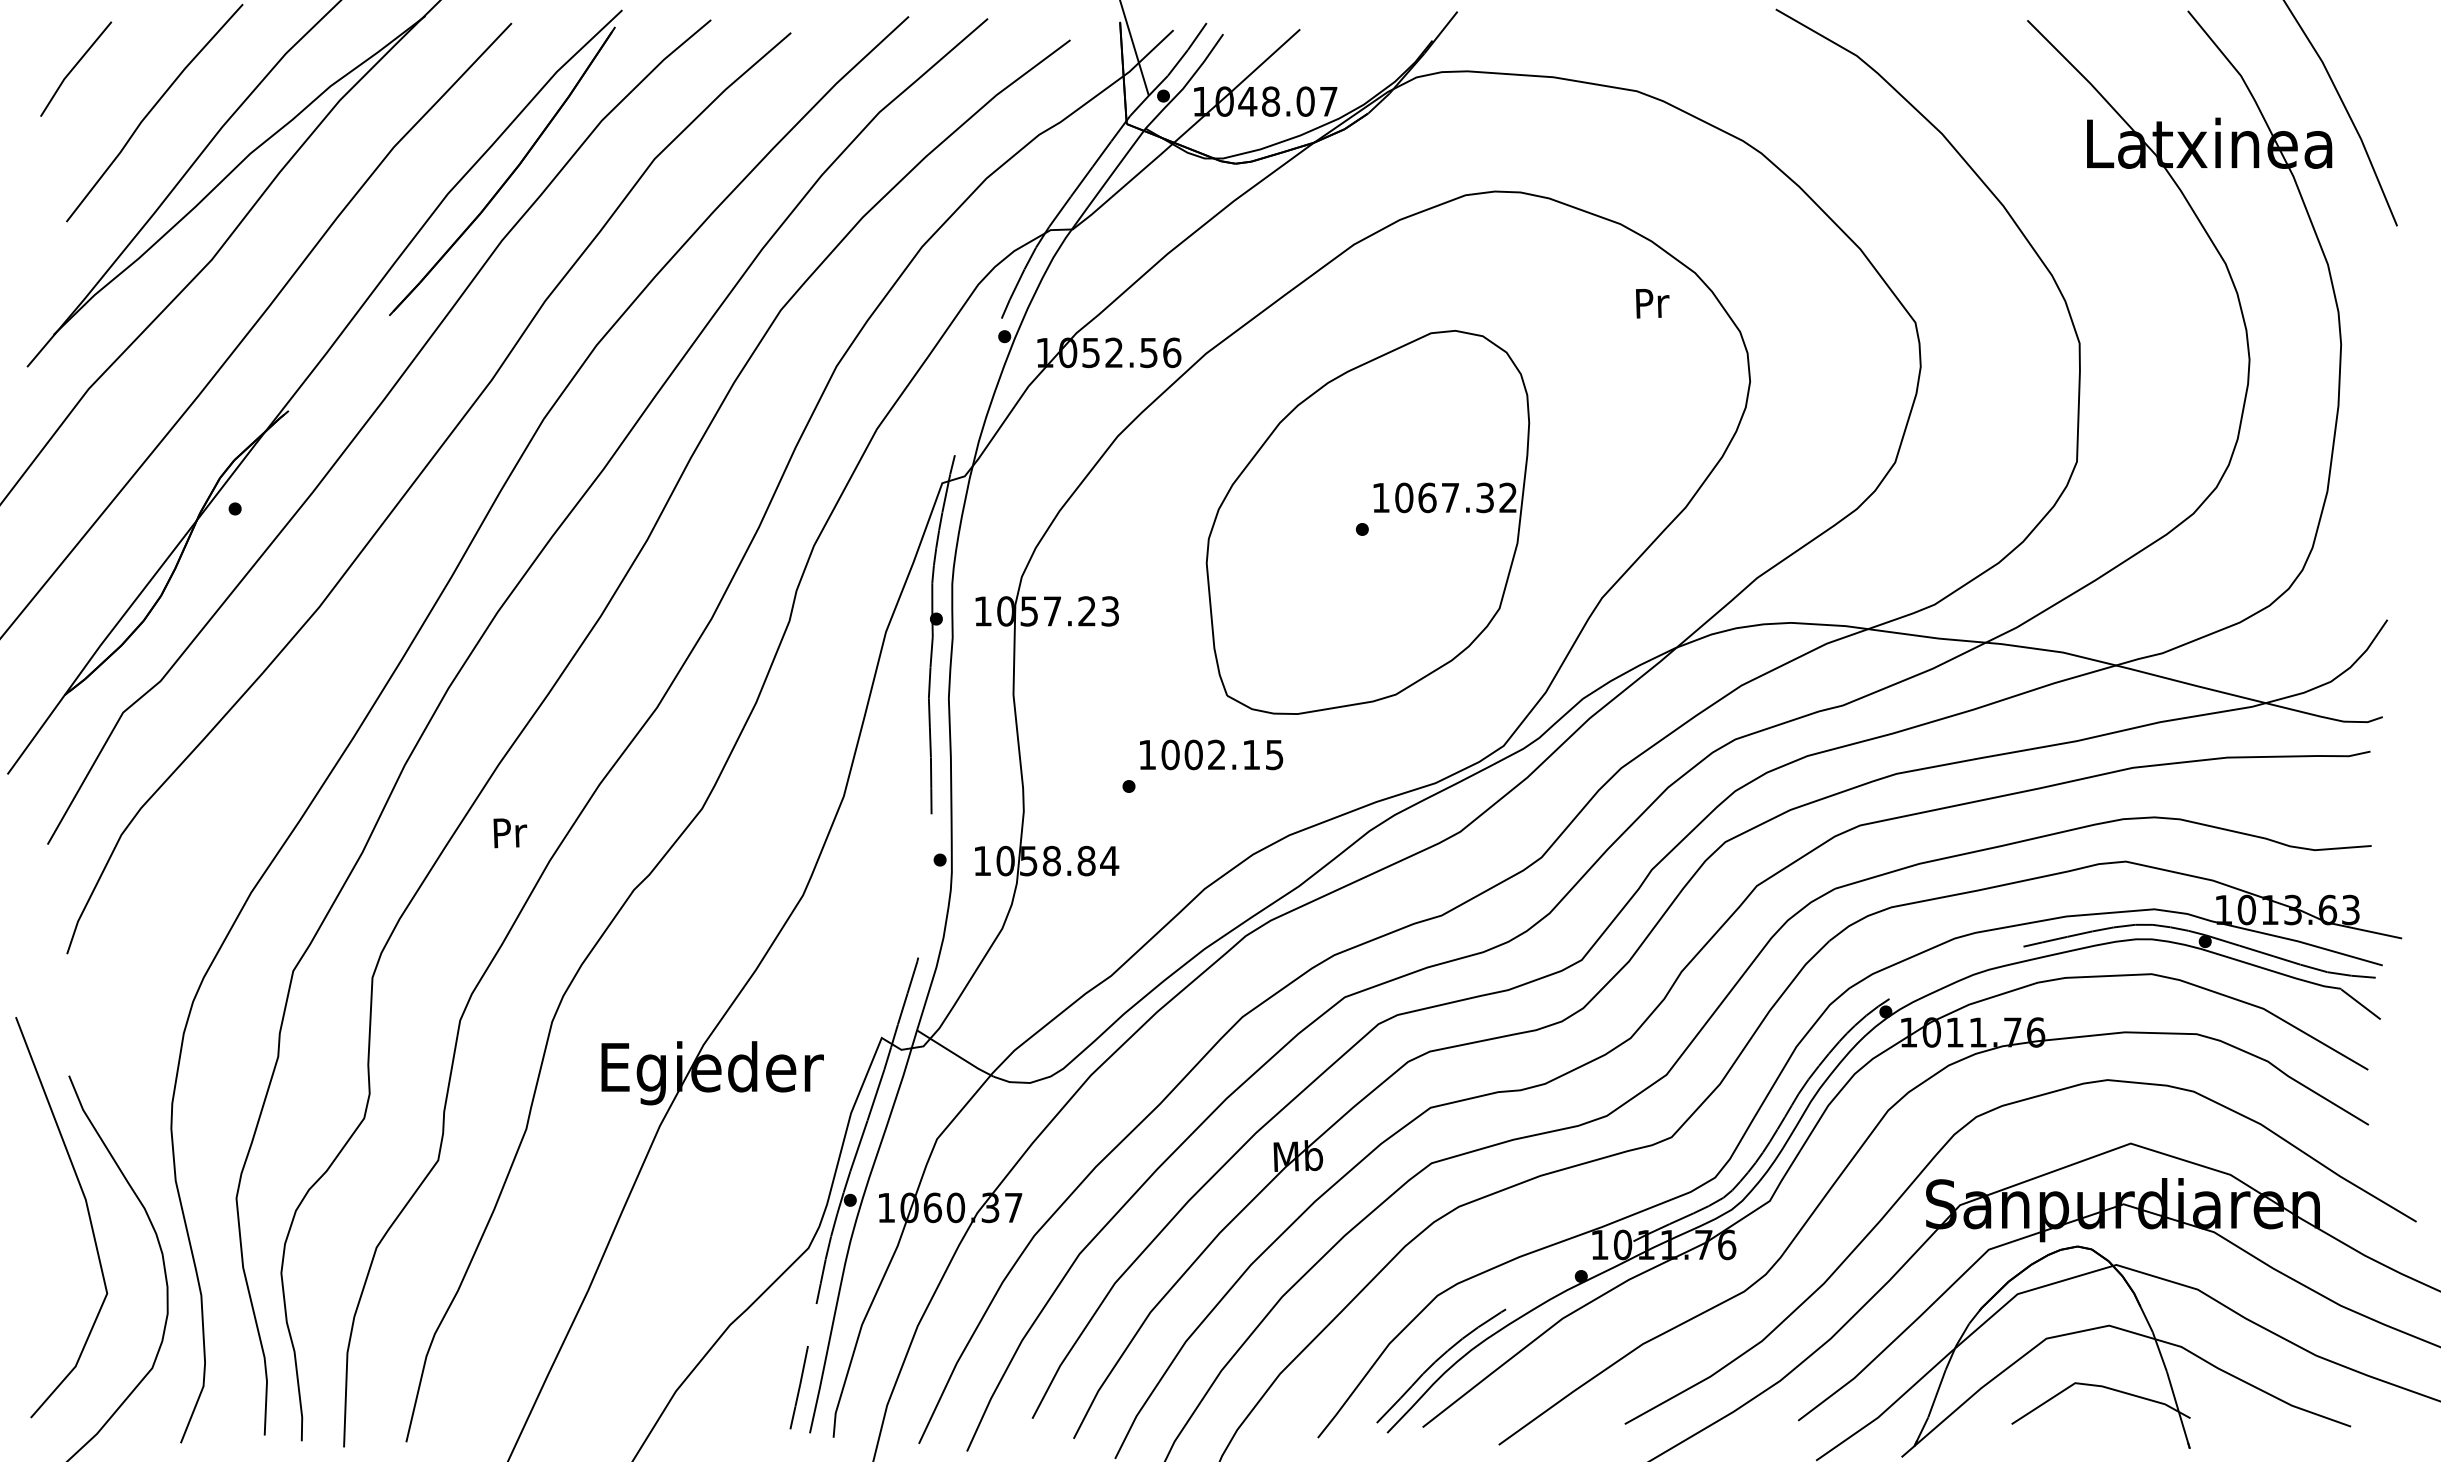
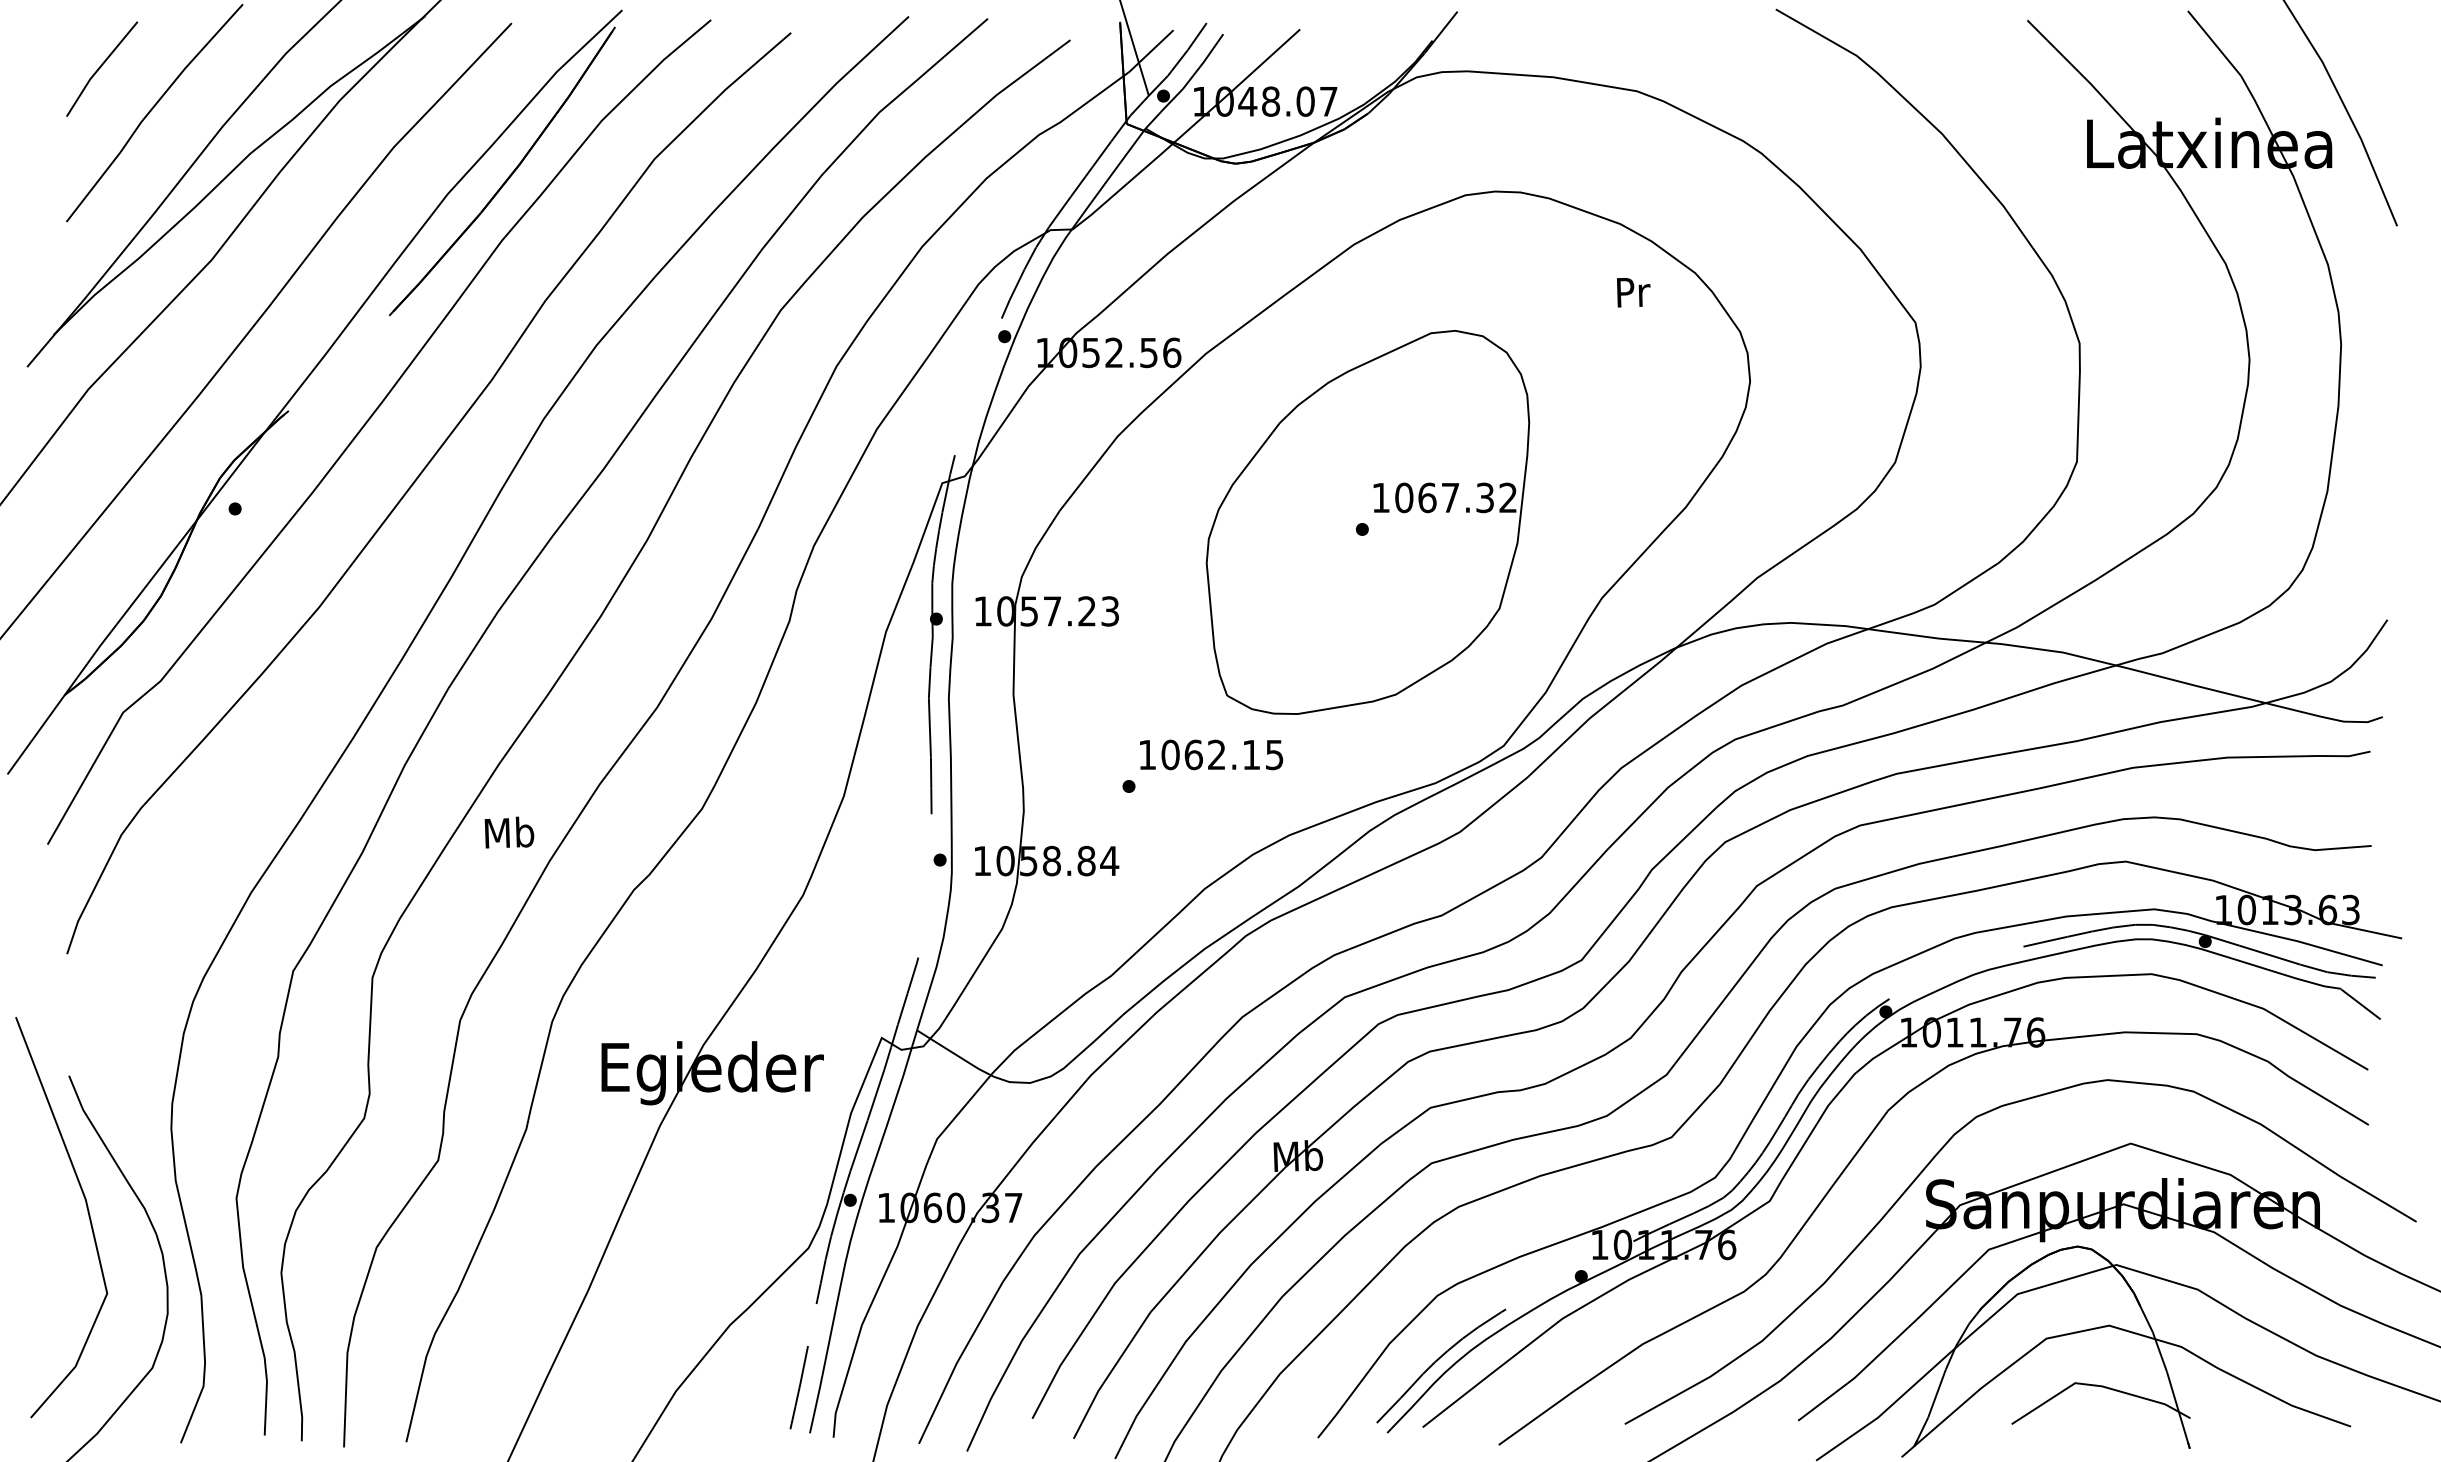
line position: (75, 67) -> (101, 67) (101, 67)
text position: (1652, 303) -> (1633, 292) (1633, 292)
text: 1002.15 -> 1062.15 (1193, 754)
text: Pr -> Mb (509, 832)
